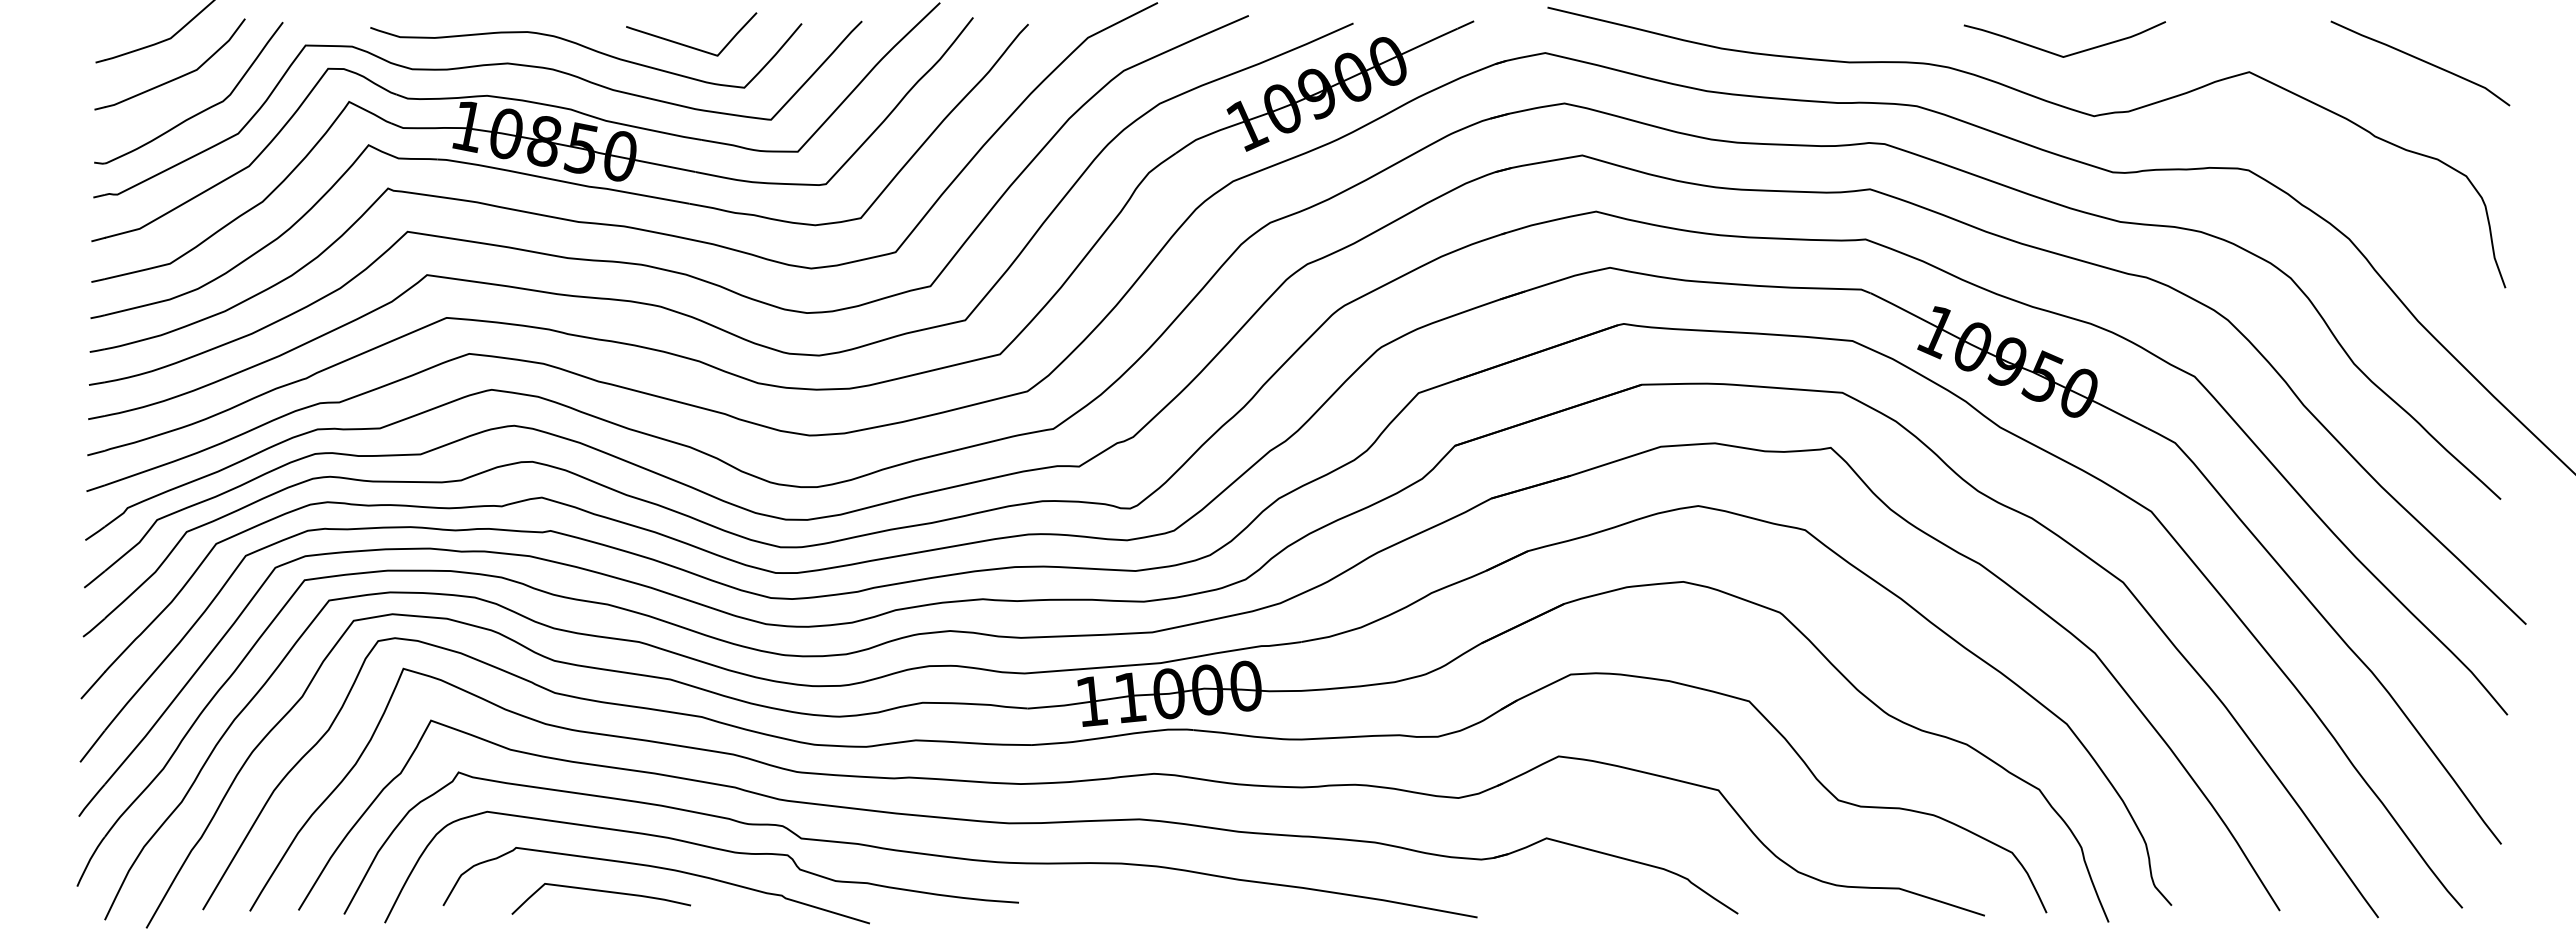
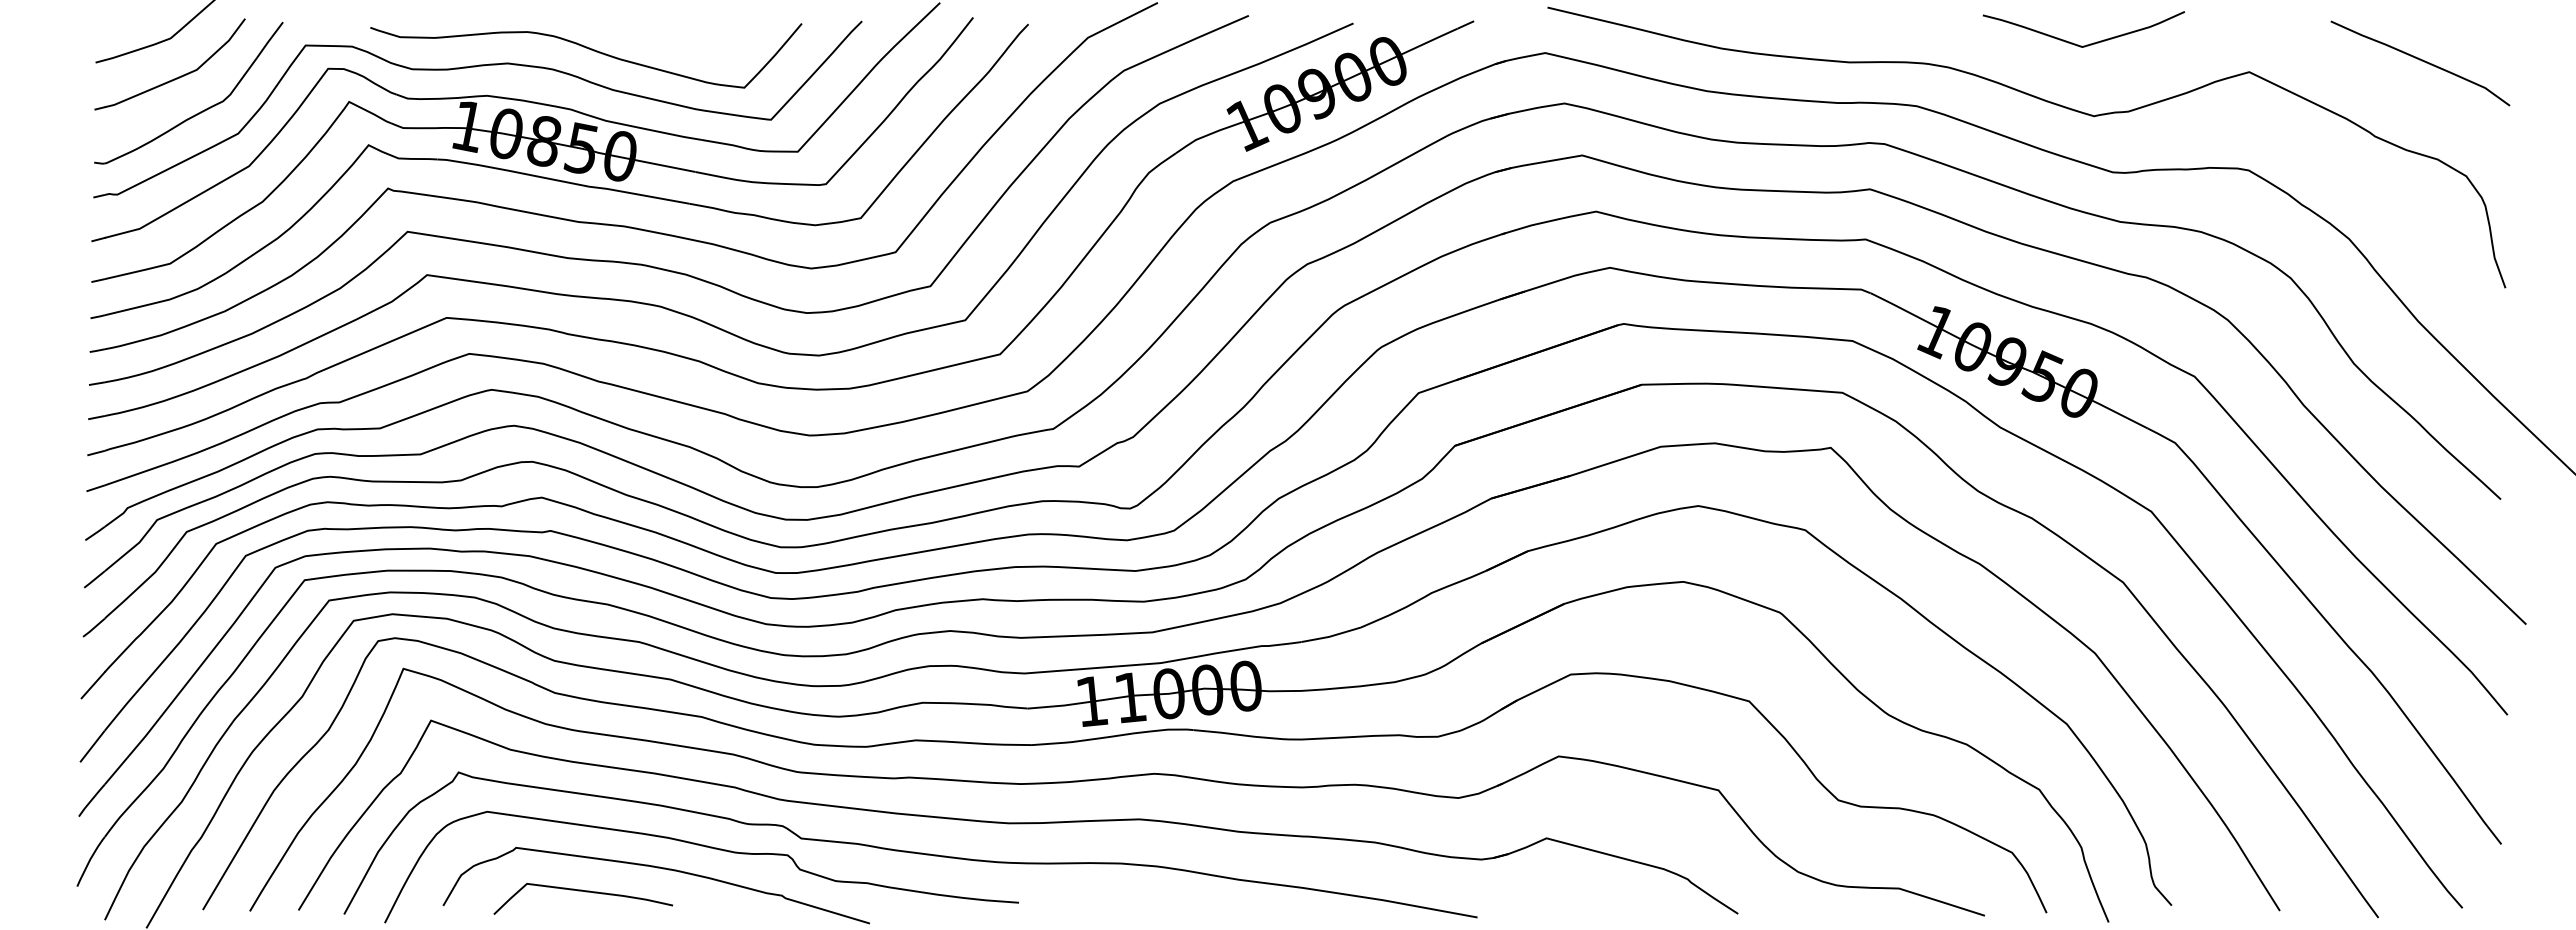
curve: present -> none (688, 45)
curve position: (2067, 54) -> (2086, 44) (2086, 44)
curve position: (603, 892) -> (585, 892) (585, 892)
